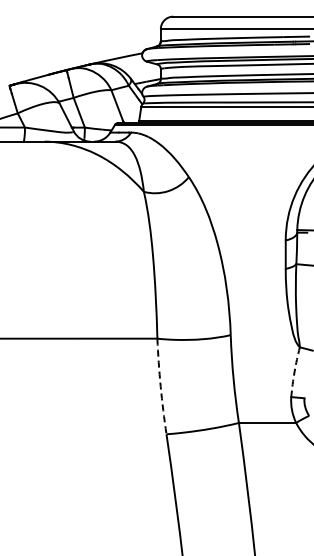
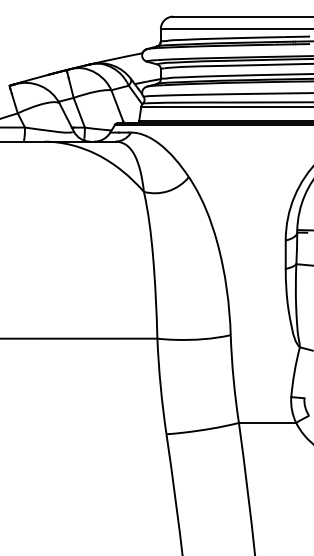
arc: dashed -> solid (294, 372)
arc: dashed -> solid (160, 386)
